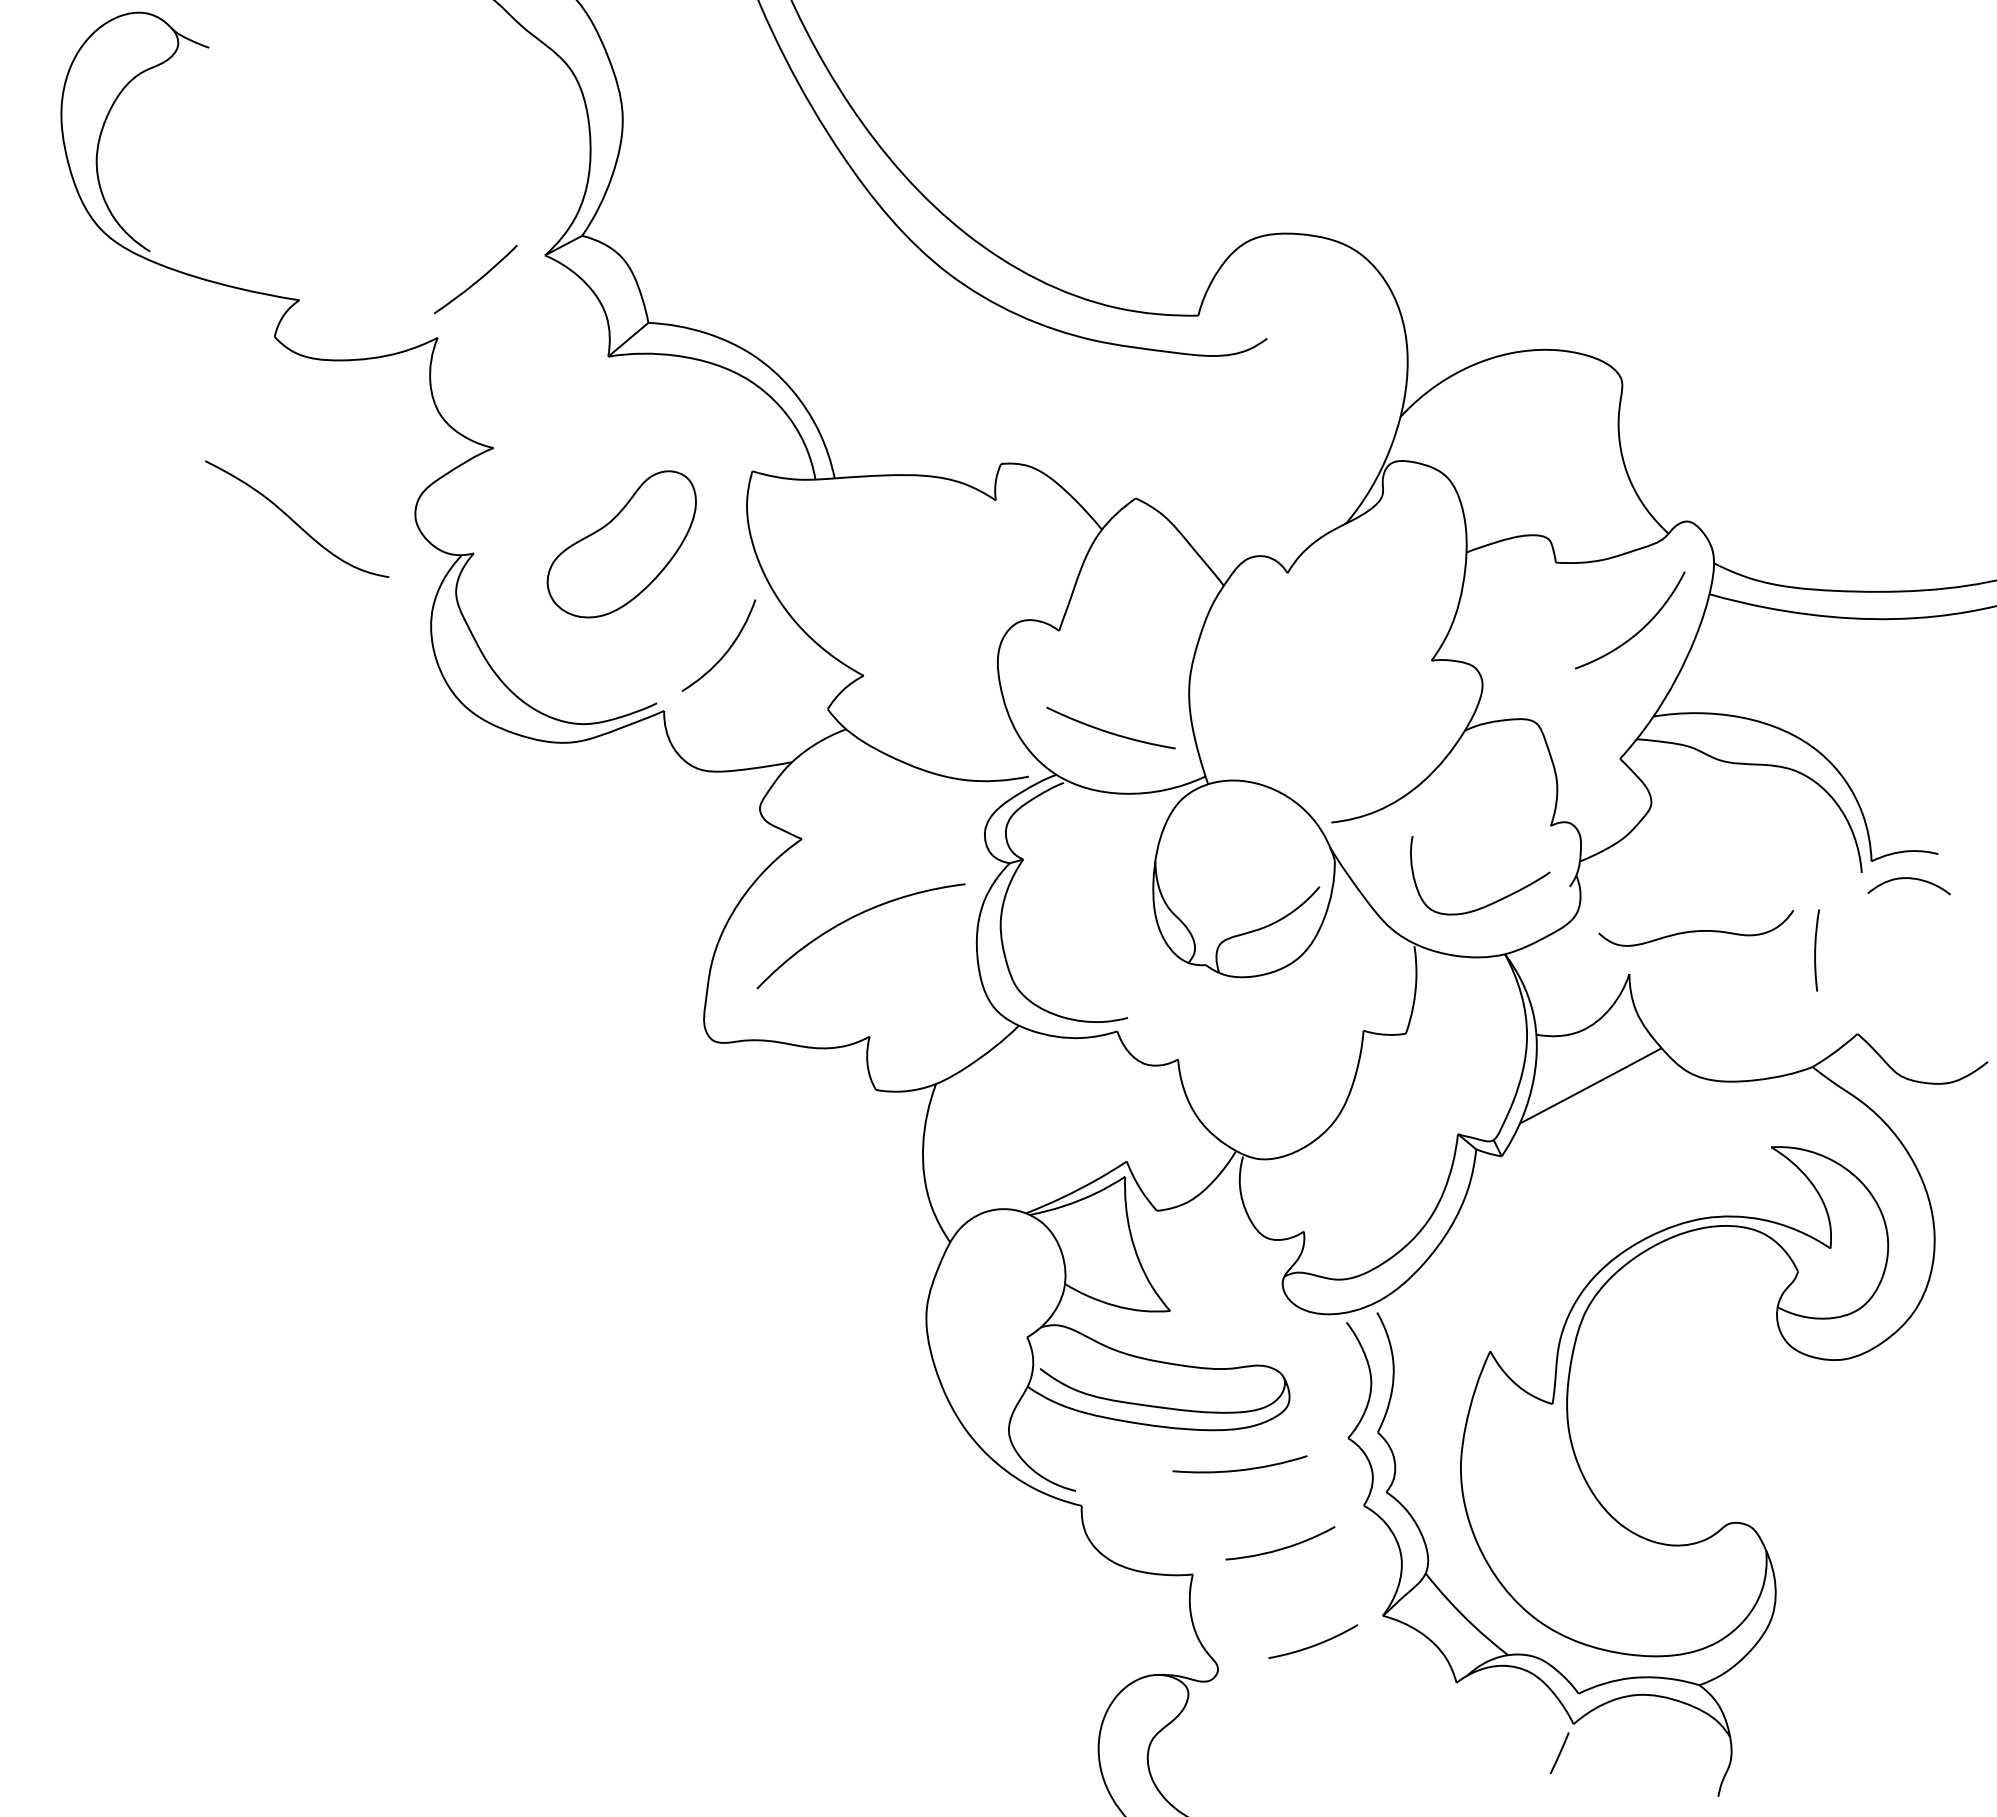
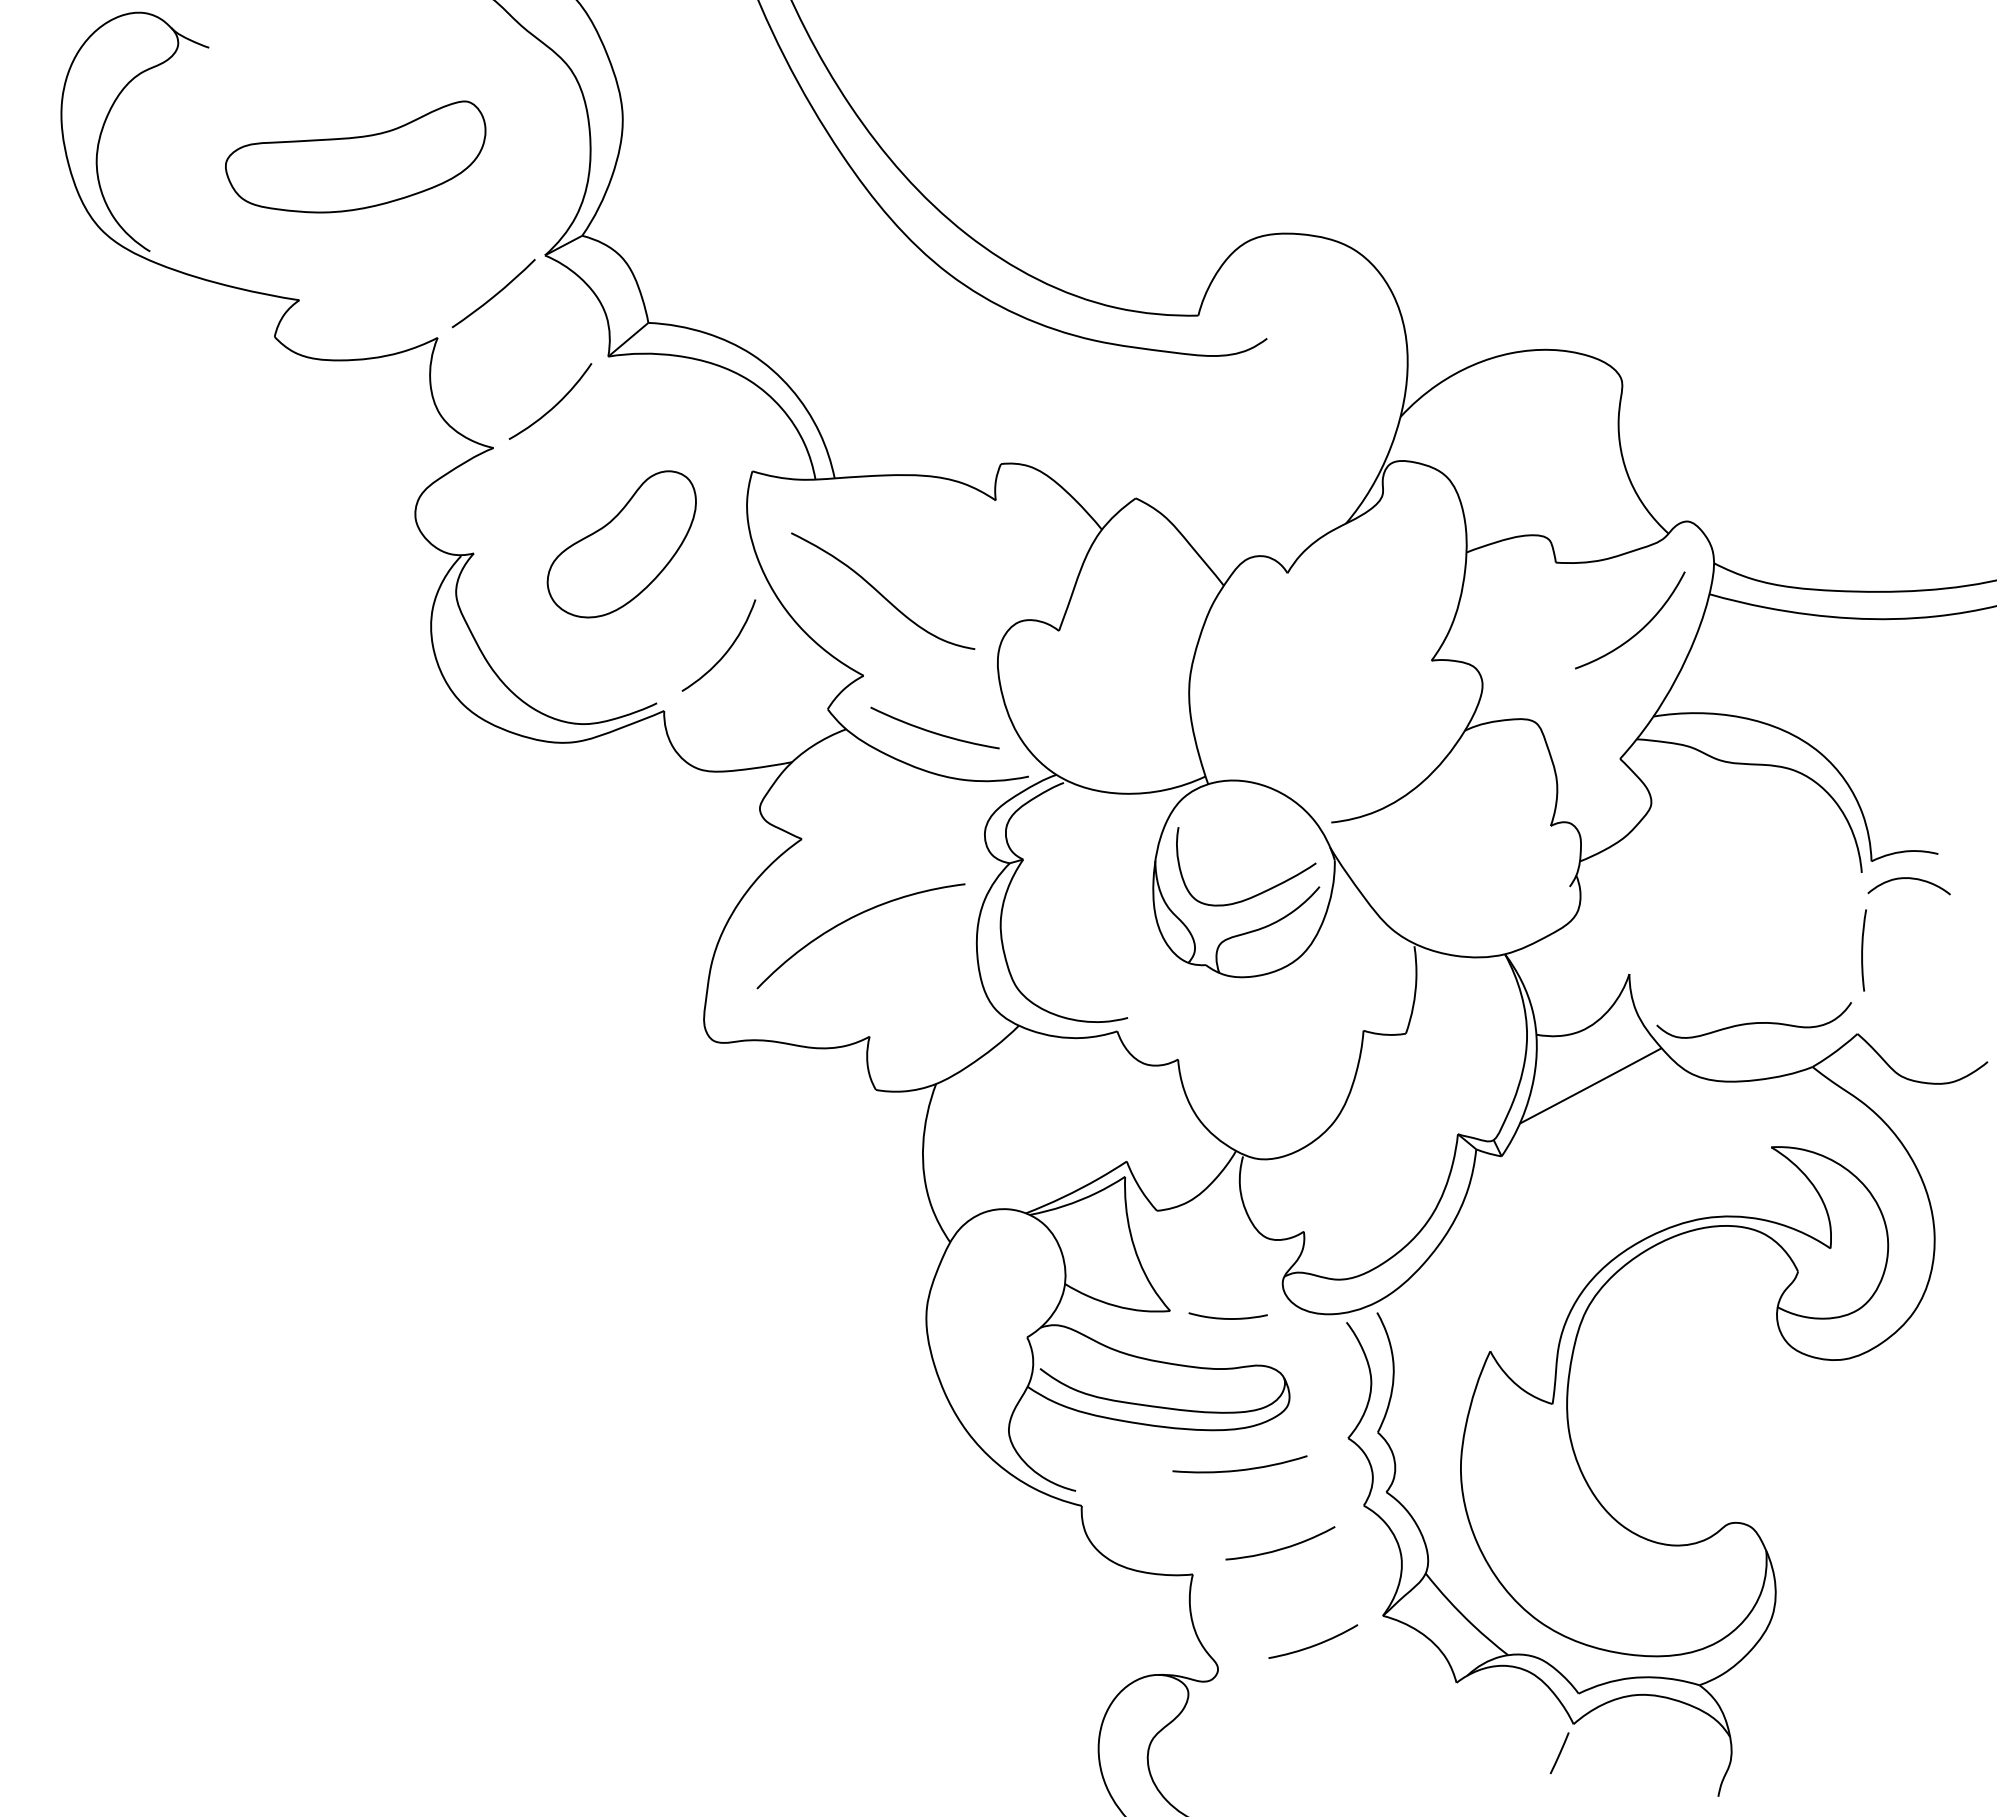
part: none -> present (355, 156)
curve position: (476, 280) -> (494, 294) (494, 294)
curve: none -> present (554, 405)
curve position: (294, 520) -> (880, 592) (880, 592)
curve position: (1109, 731) -> (933, 731) (933, 731)
curve position: (1489, 903) -> (1255, 894) (1255, 894)
curve position: (1695, 930) -> (1753, 1022) (1753, 1022)
curve position: (1816, 950) -> (1863, 950) (1863, 950)
curve: none -> present (1227, 1318)
